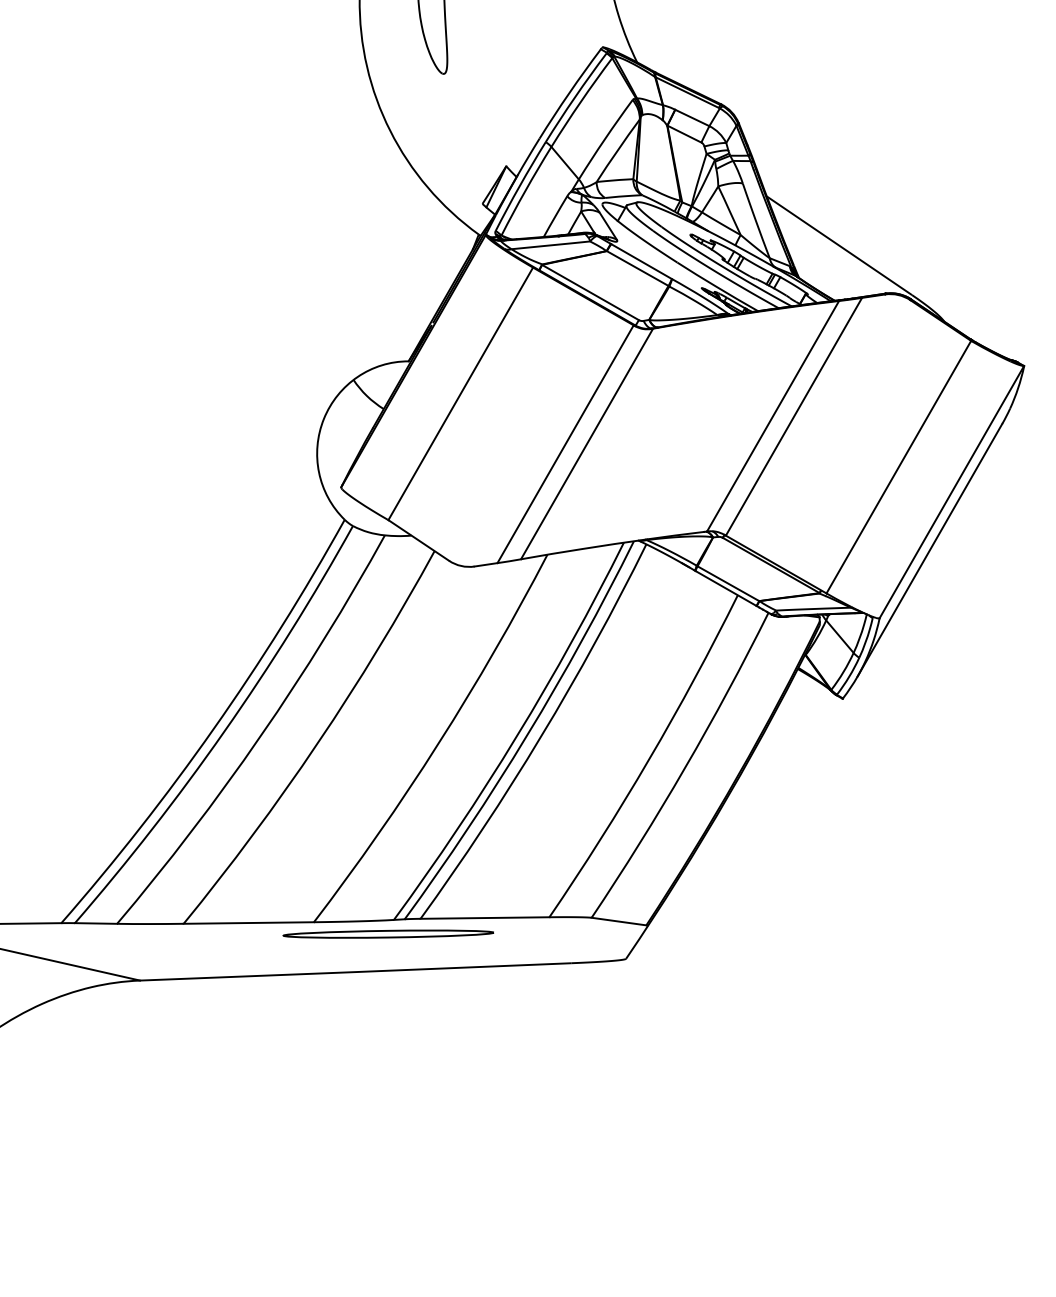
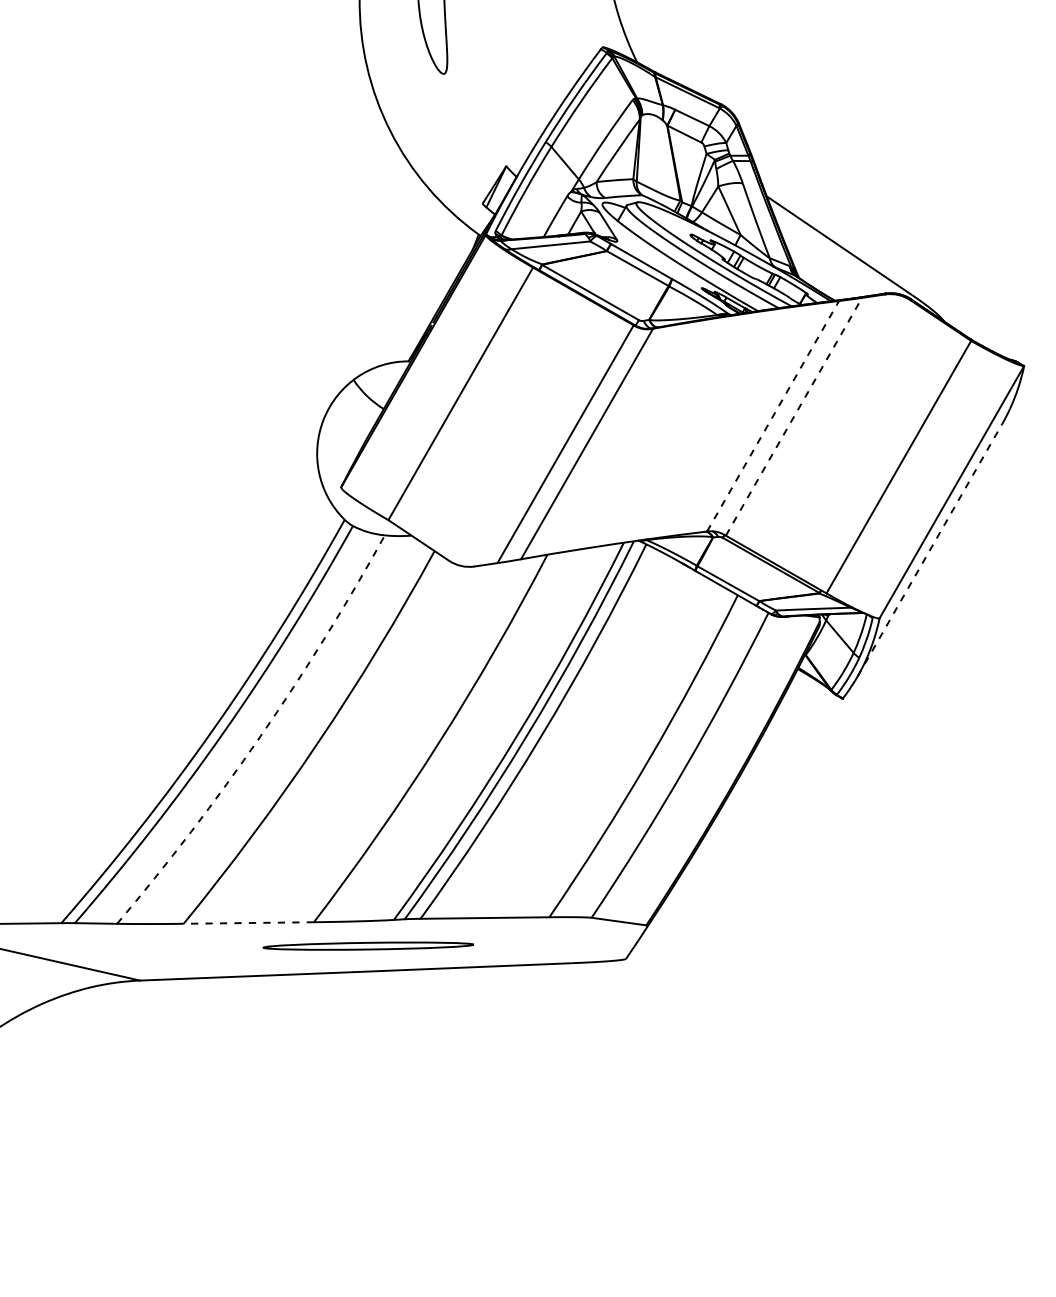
line: solid -> dashed (773, 416)
line: solid -> dashed (794, 416)
line: solid -> dashed (929, 550)
arc: solid -> dashed (260, 736)
line: solid -> dashed (248, 923)
part position: (388, 933) -> (368, 945) (368, 945)
